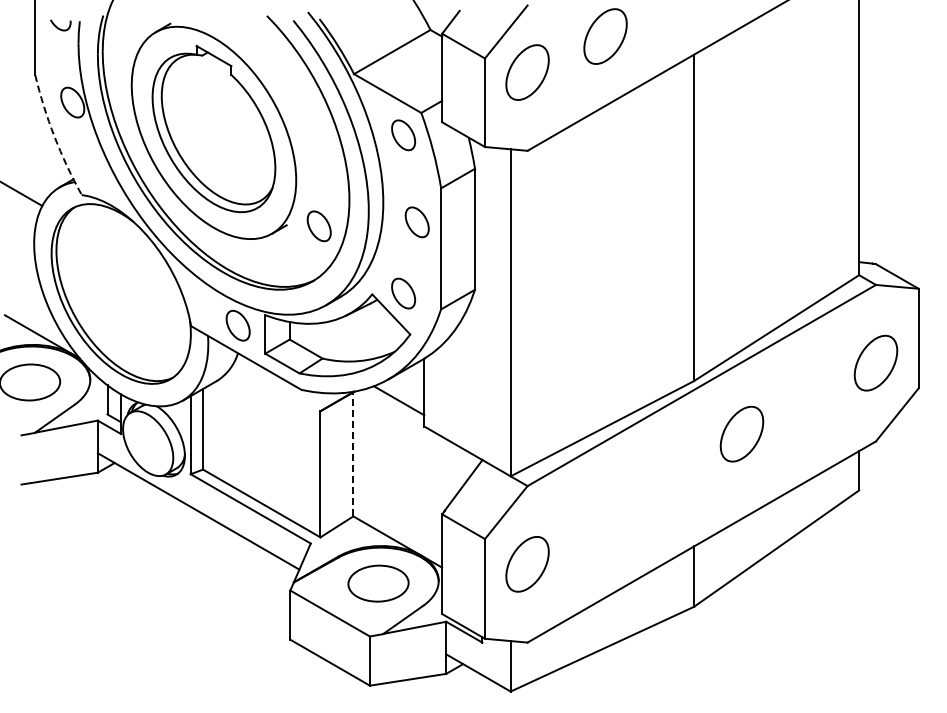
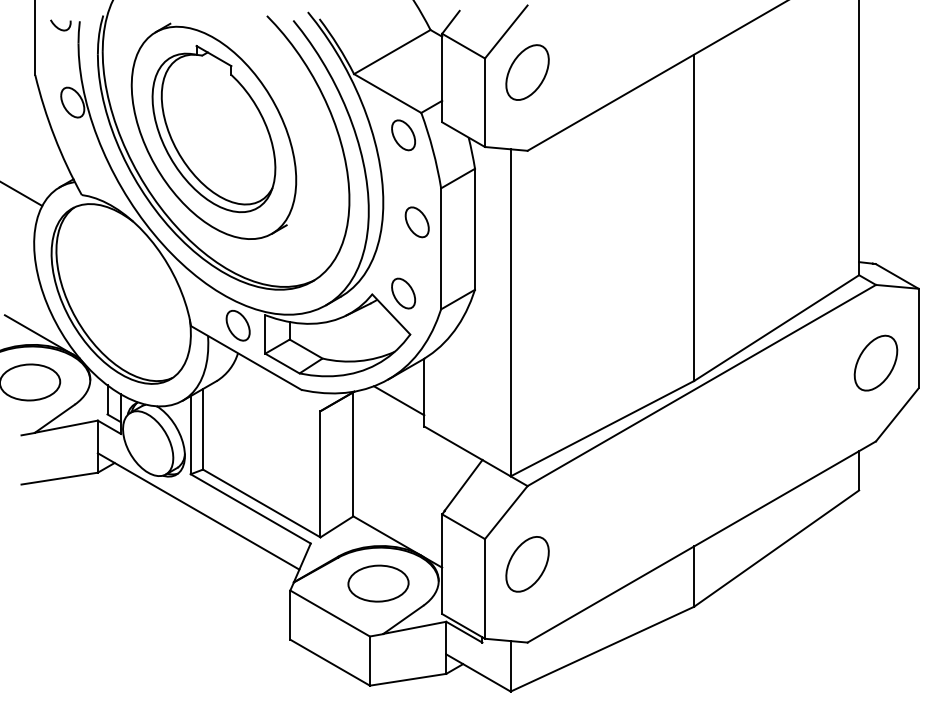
part: present -> none (605, 36)
arc: dashed -> solid (54, 136)
part: present -> none (318, 226)
part: present -> none (741, 433)
line: dashed -> solid (353, 453)
